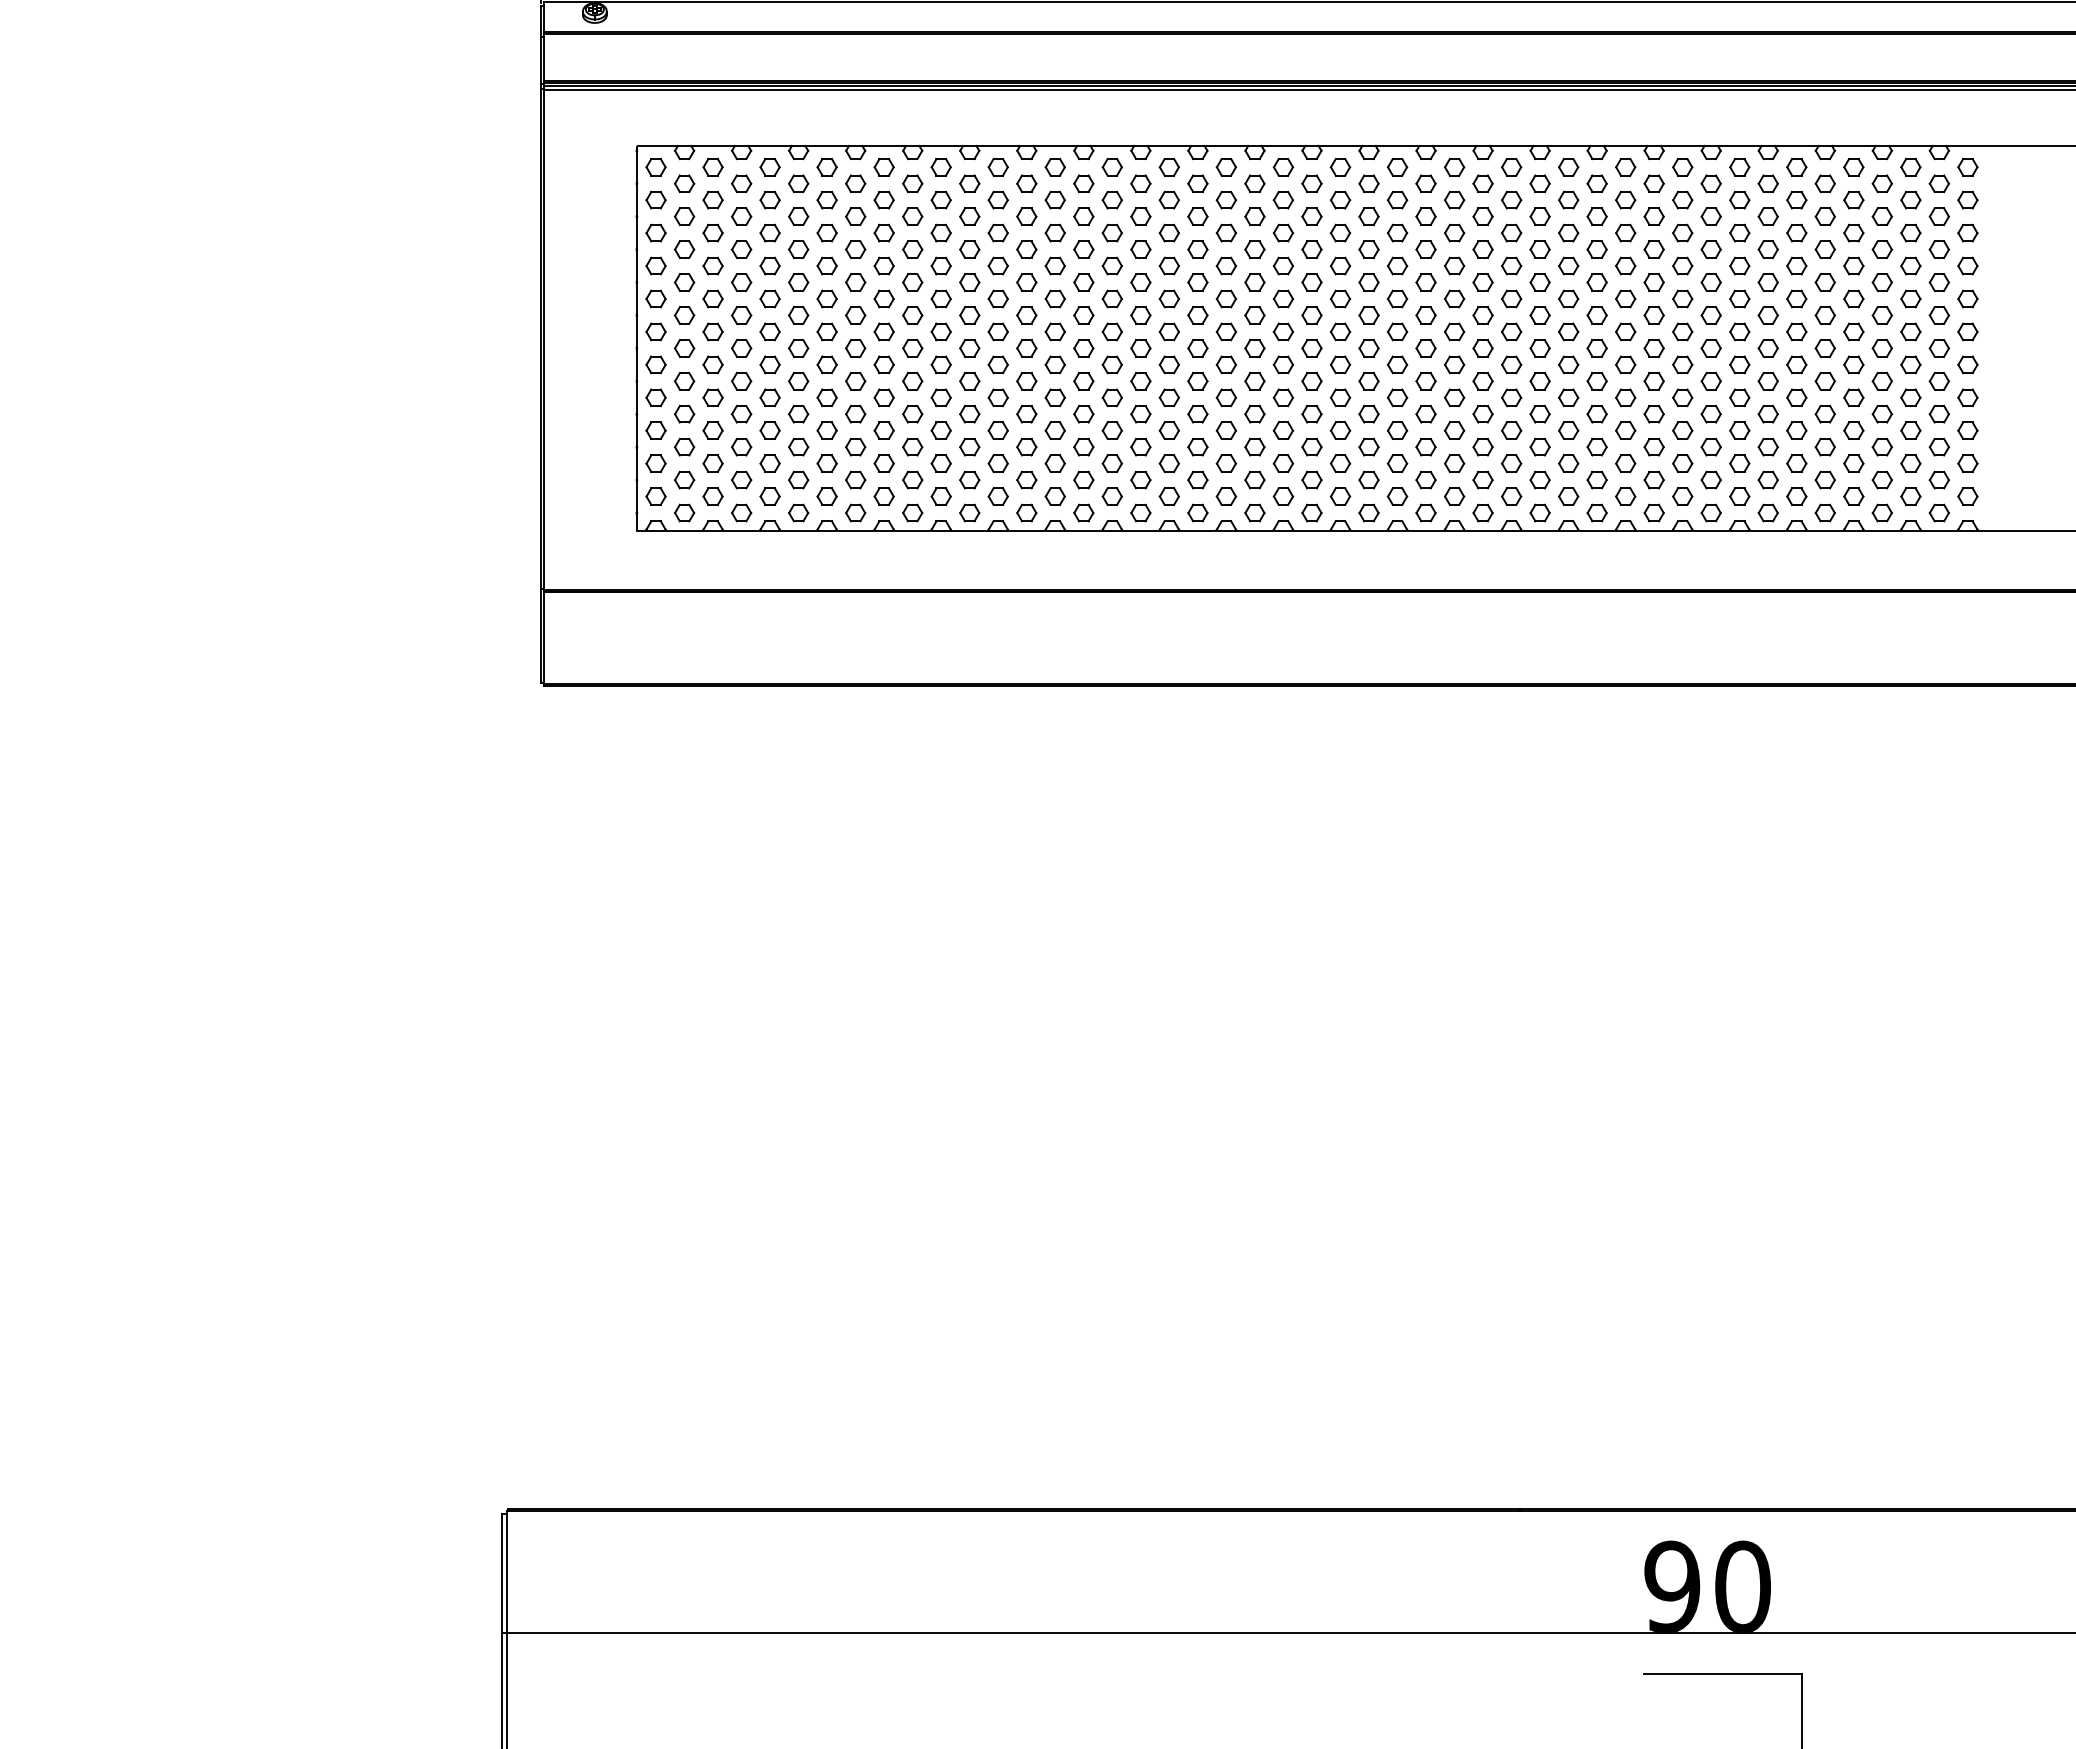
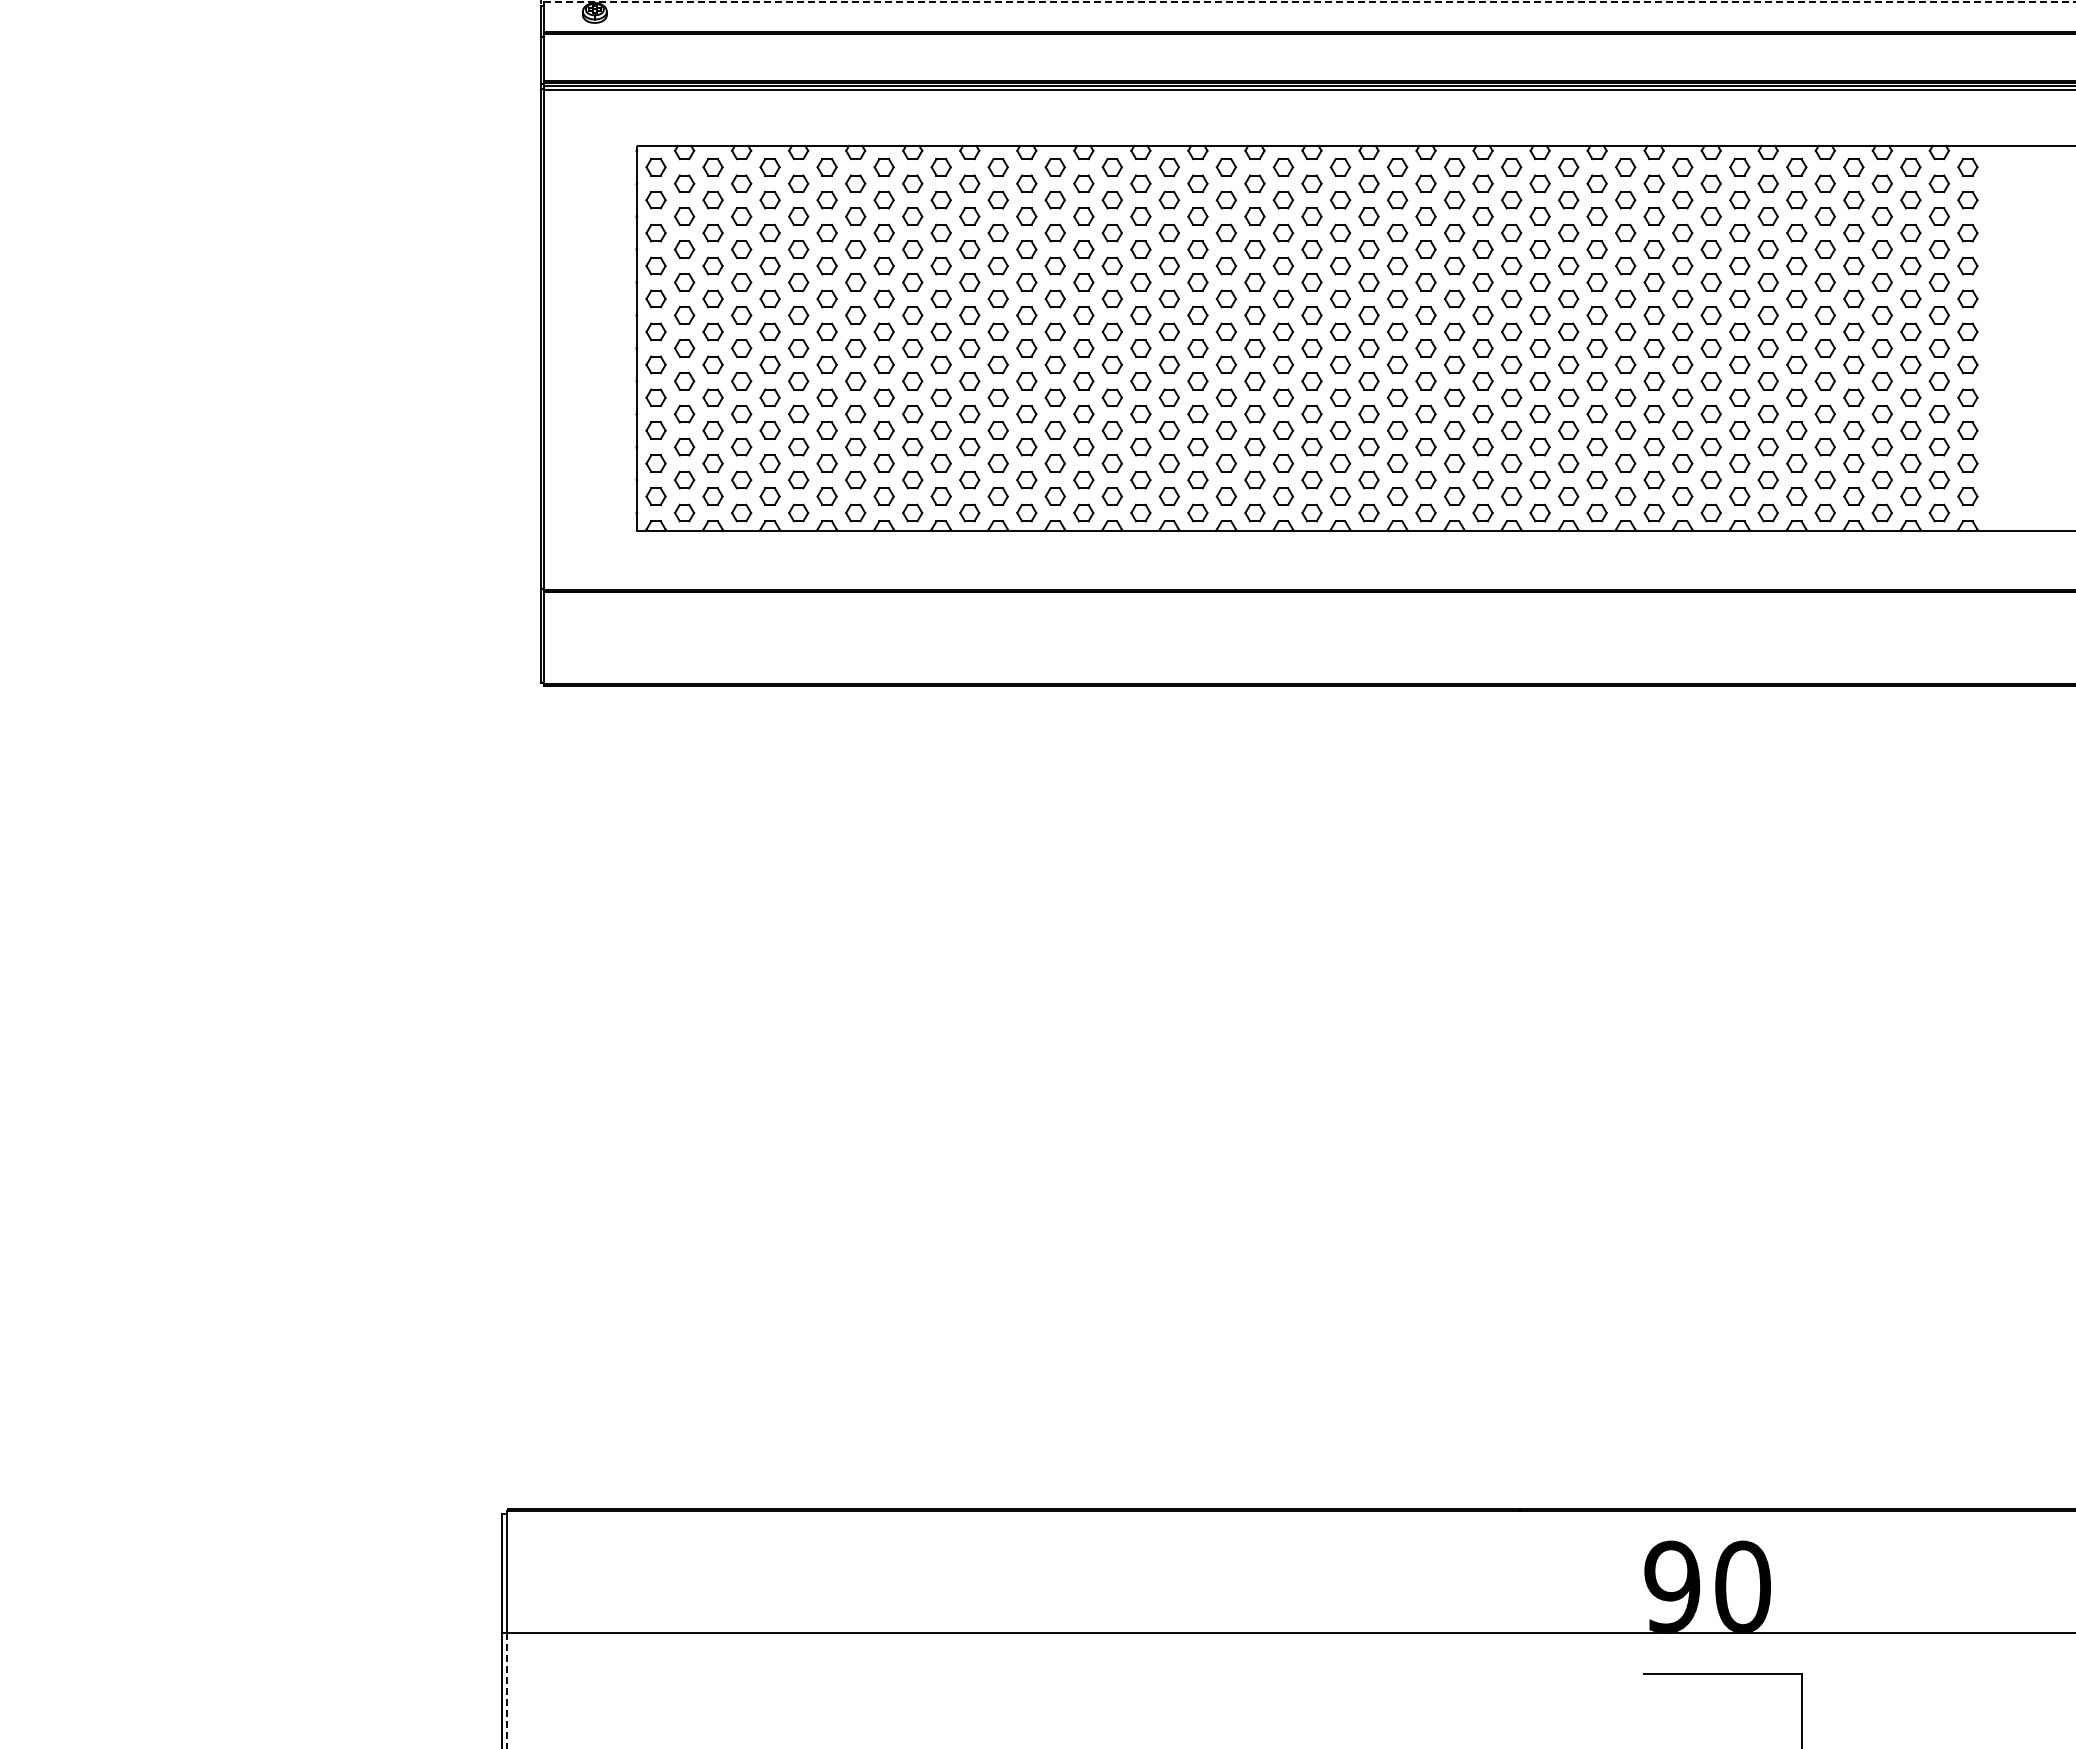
line: solid -> dashed (1309, 1)
line: solid -> dashed (506, 1691)
